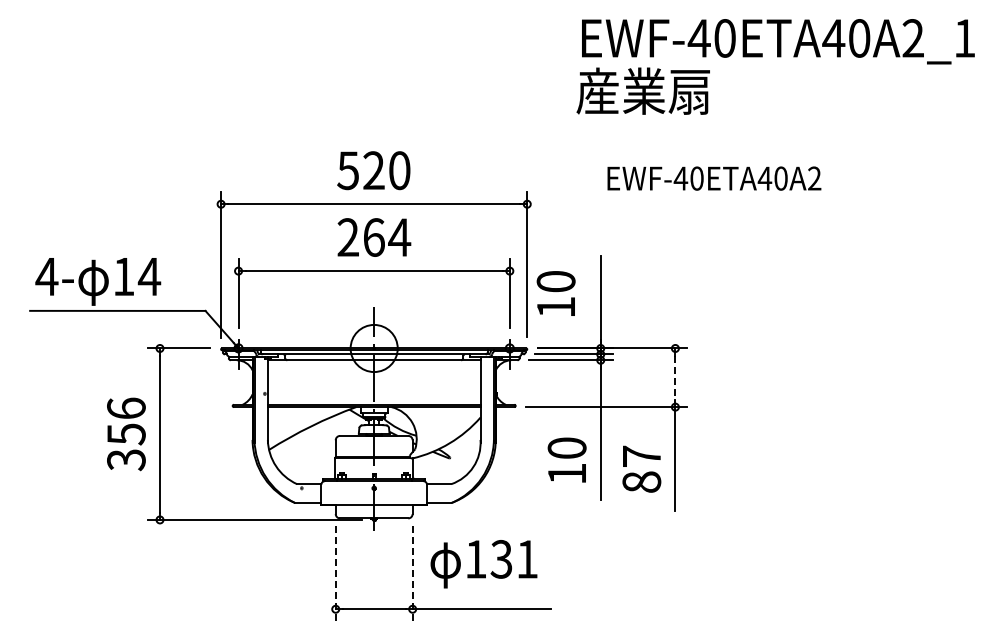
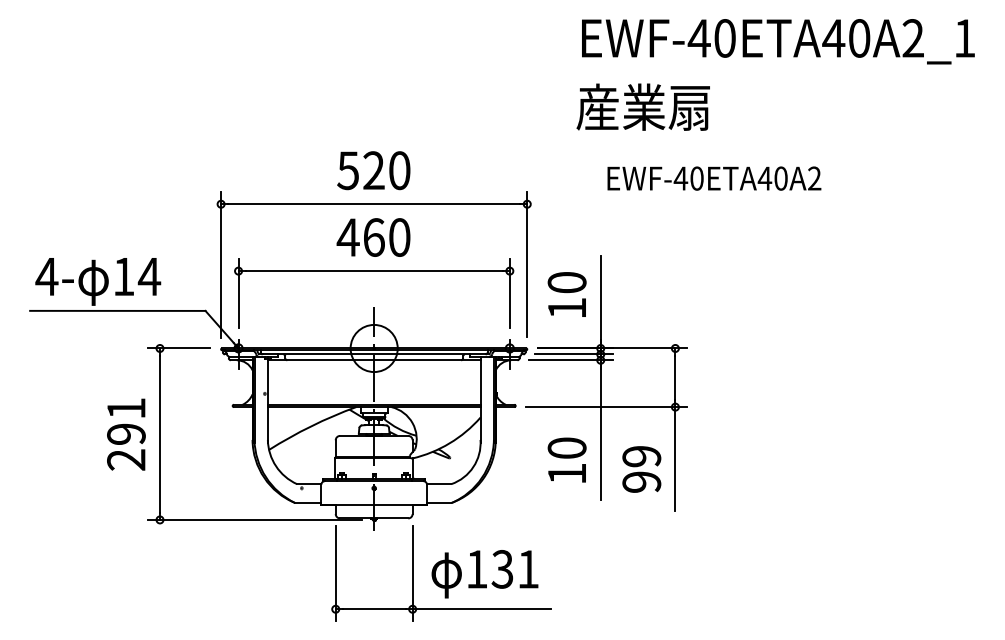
text position: (642, 90) -> (642, 106) (642, 106)
text: 264 -> 460 (373, 237)
text position: (555, 293) -> (566, 294) (566, 294)
line: dashed -> solid (675, 378)
text: 356 -> 291 (126, 434)
text: 87 -> 99 (641, 468)
text position: (483, 564) -> (484, 574) (484, 574)
line: dashed -> solid (335, 573)
line: dashed -> solid (412, 573)
